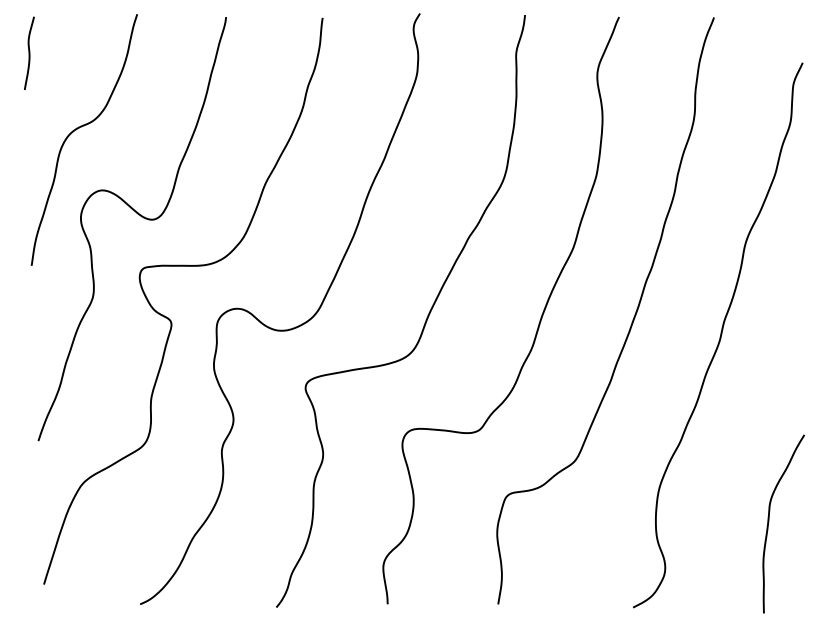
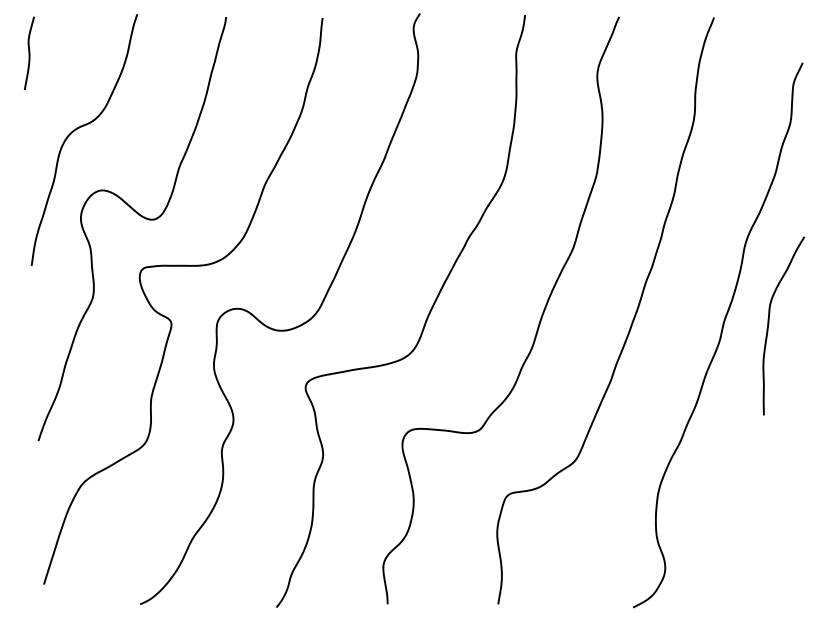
curve position: (769, 522) -> (769, 324) (769, 324)
